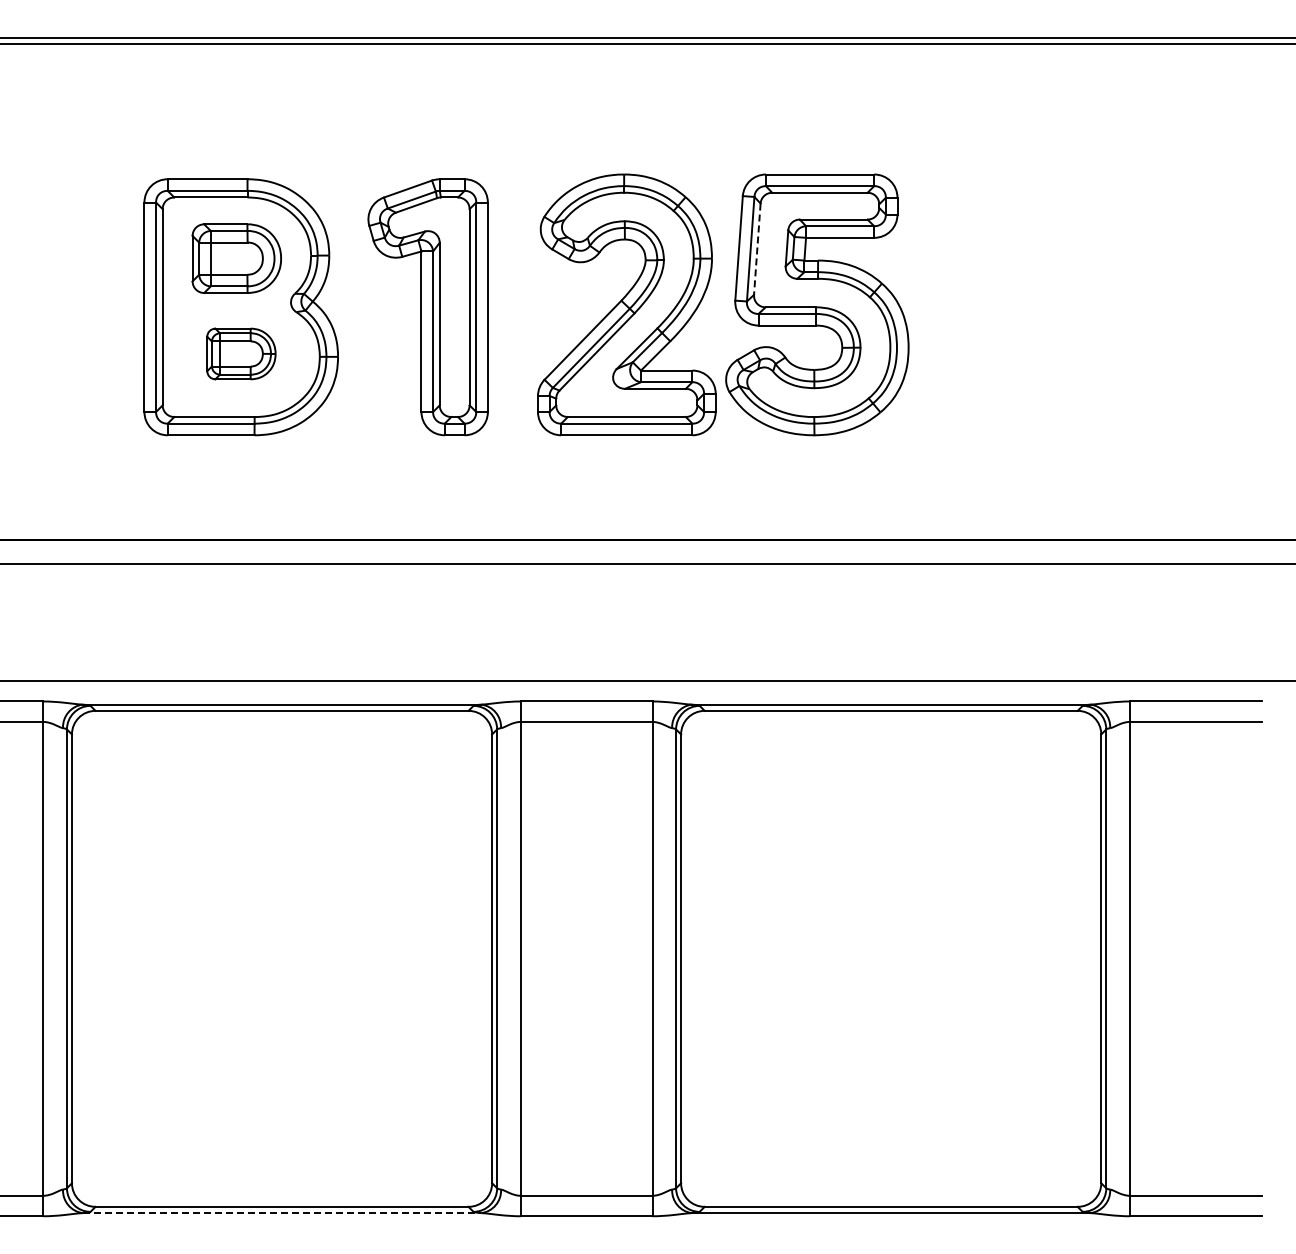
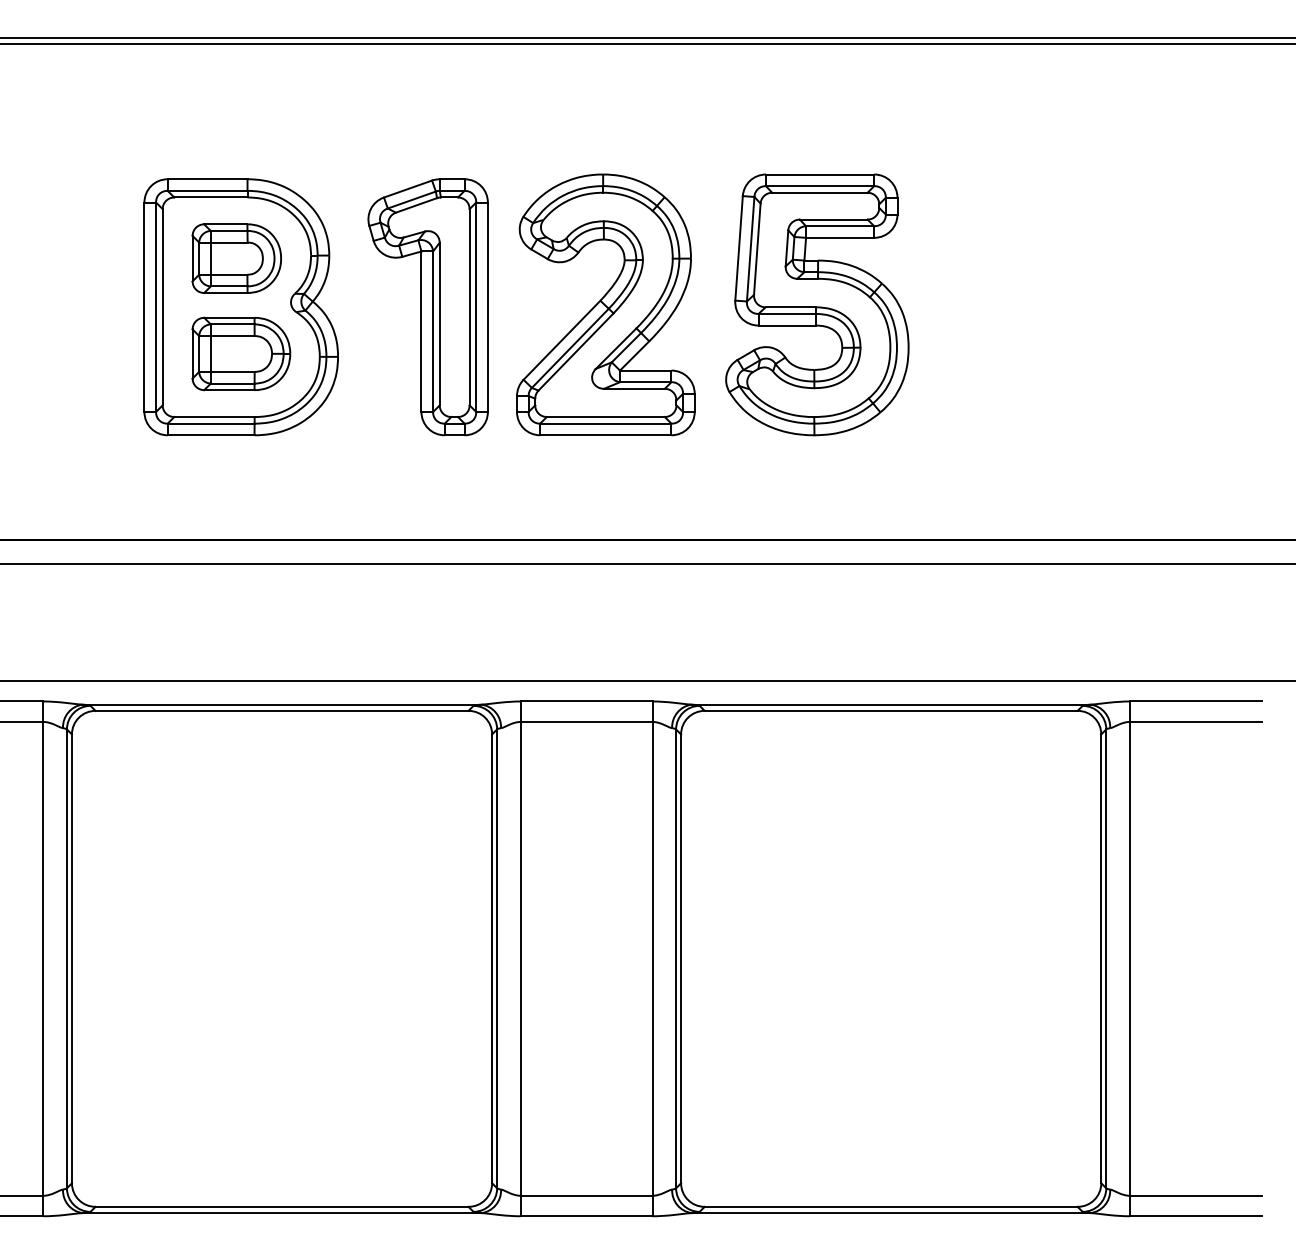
line: dashed -> solid (757, 249)
part position: (626, 304) -> (605, 304) (605, 304)
part size: 71x54 px -> 101x76 px (241, 353)
line: dashed -> solid (282, 1213)
